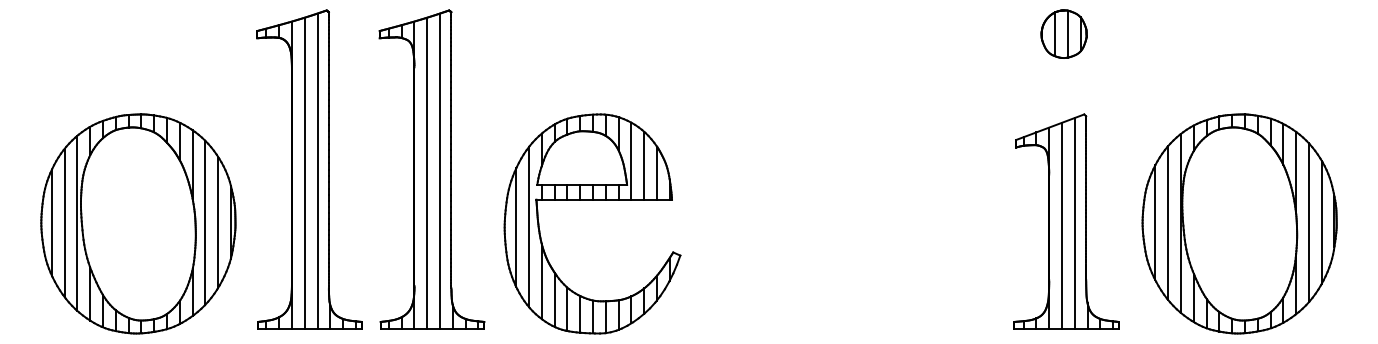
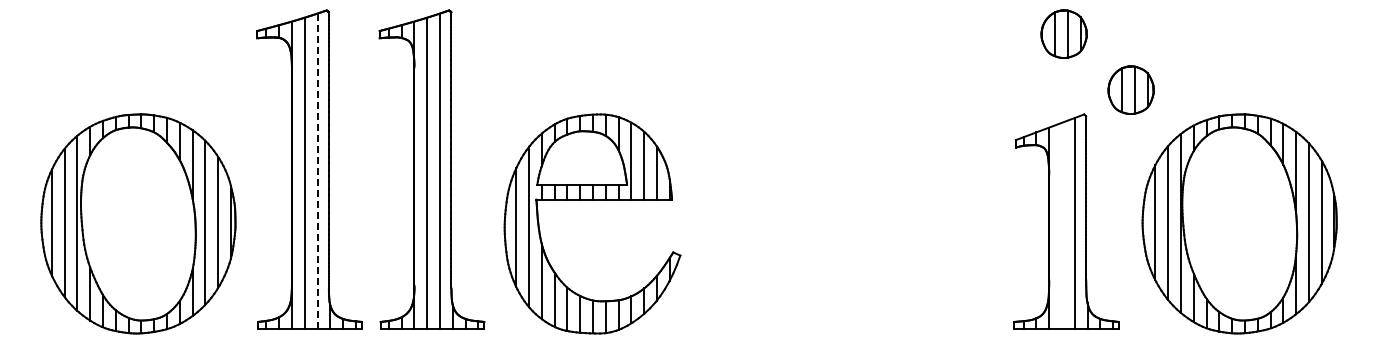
part: none -> present (1130, 89)
line: solid -> dashed (317, 171)
line: present -> none (1061, 225)
